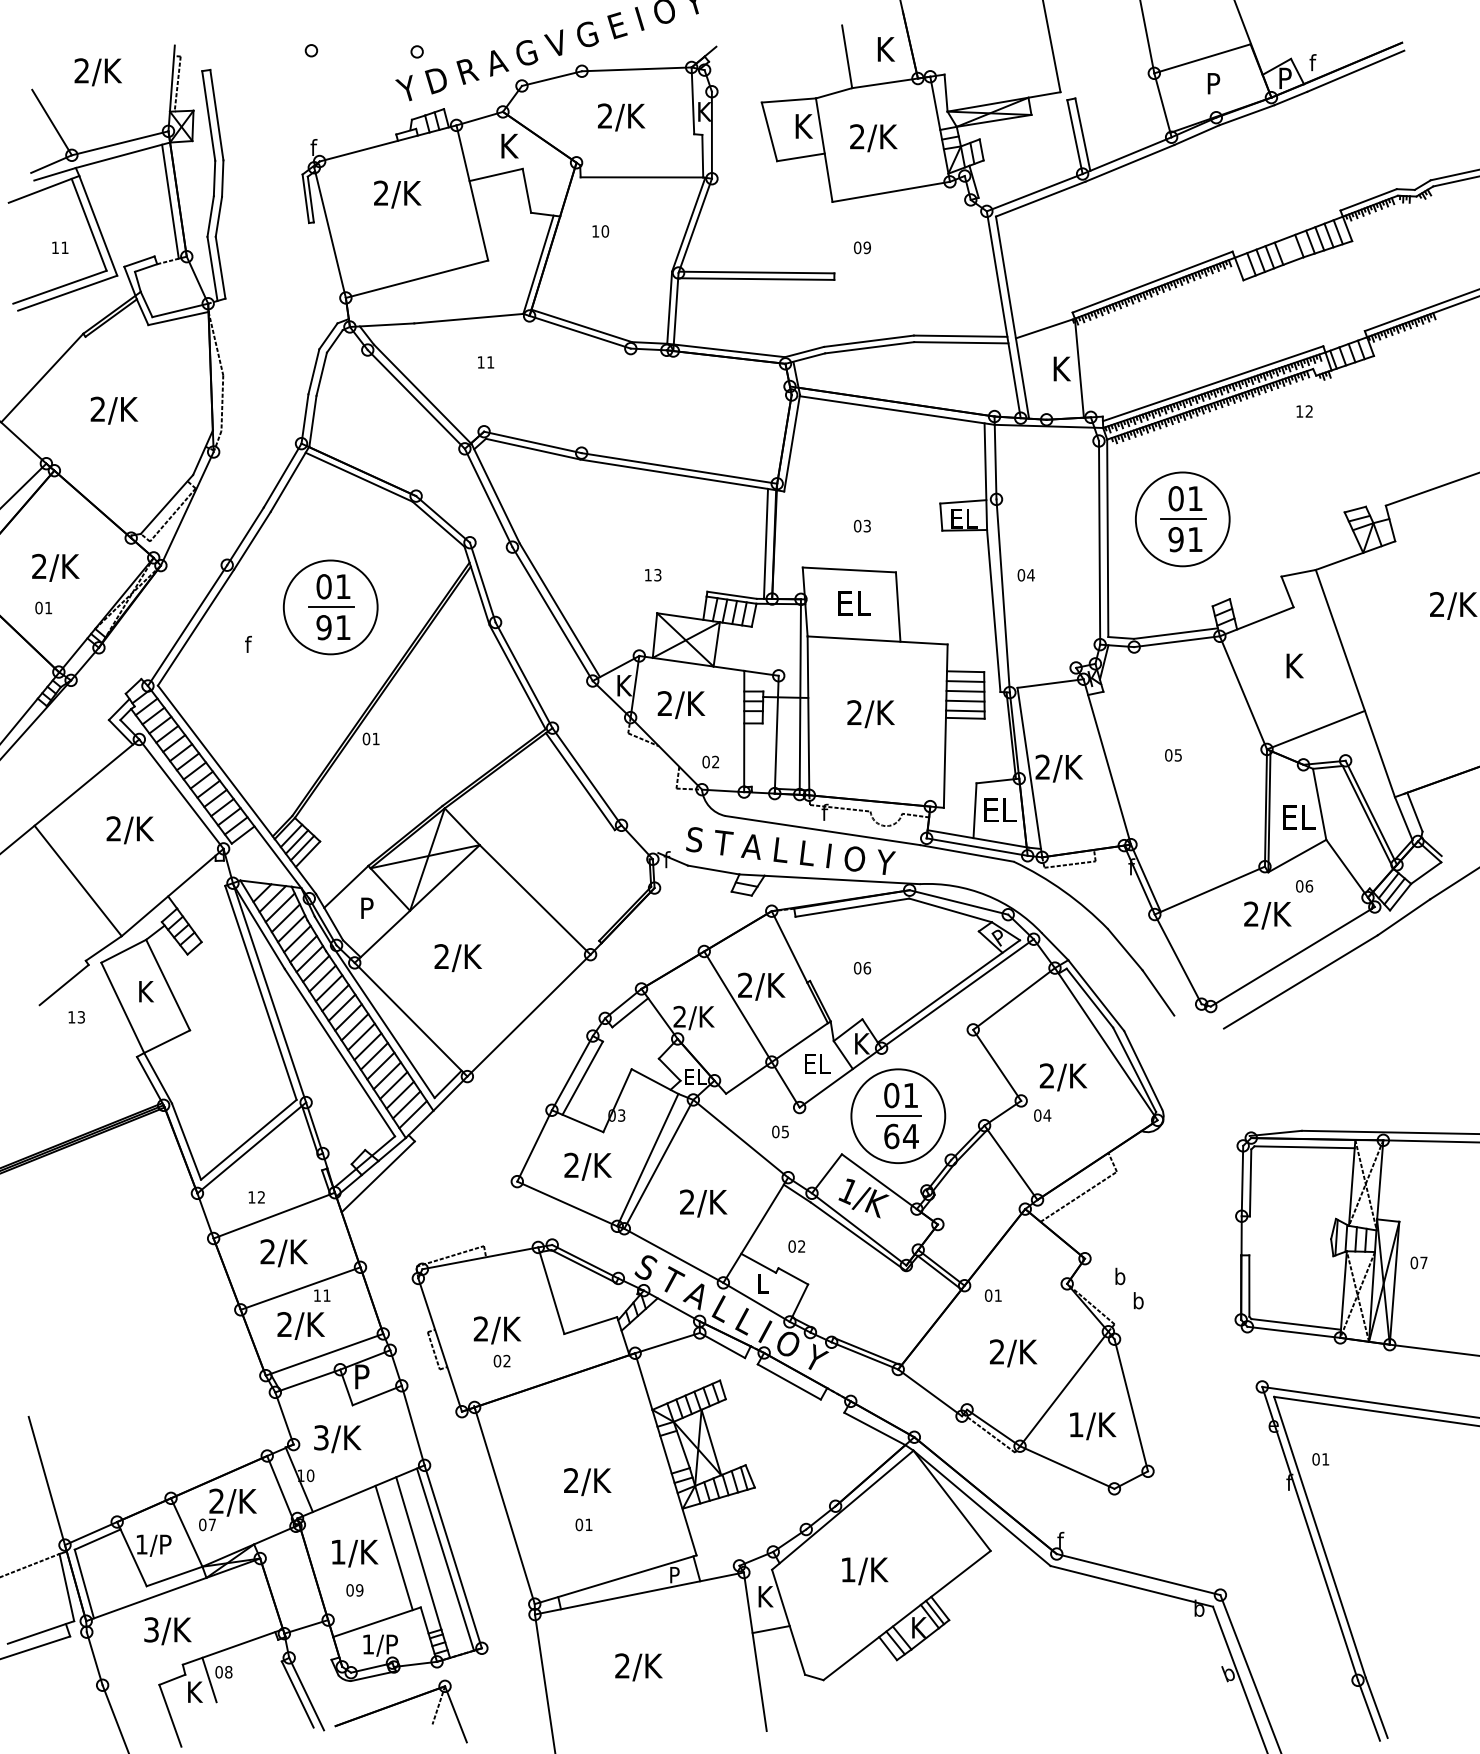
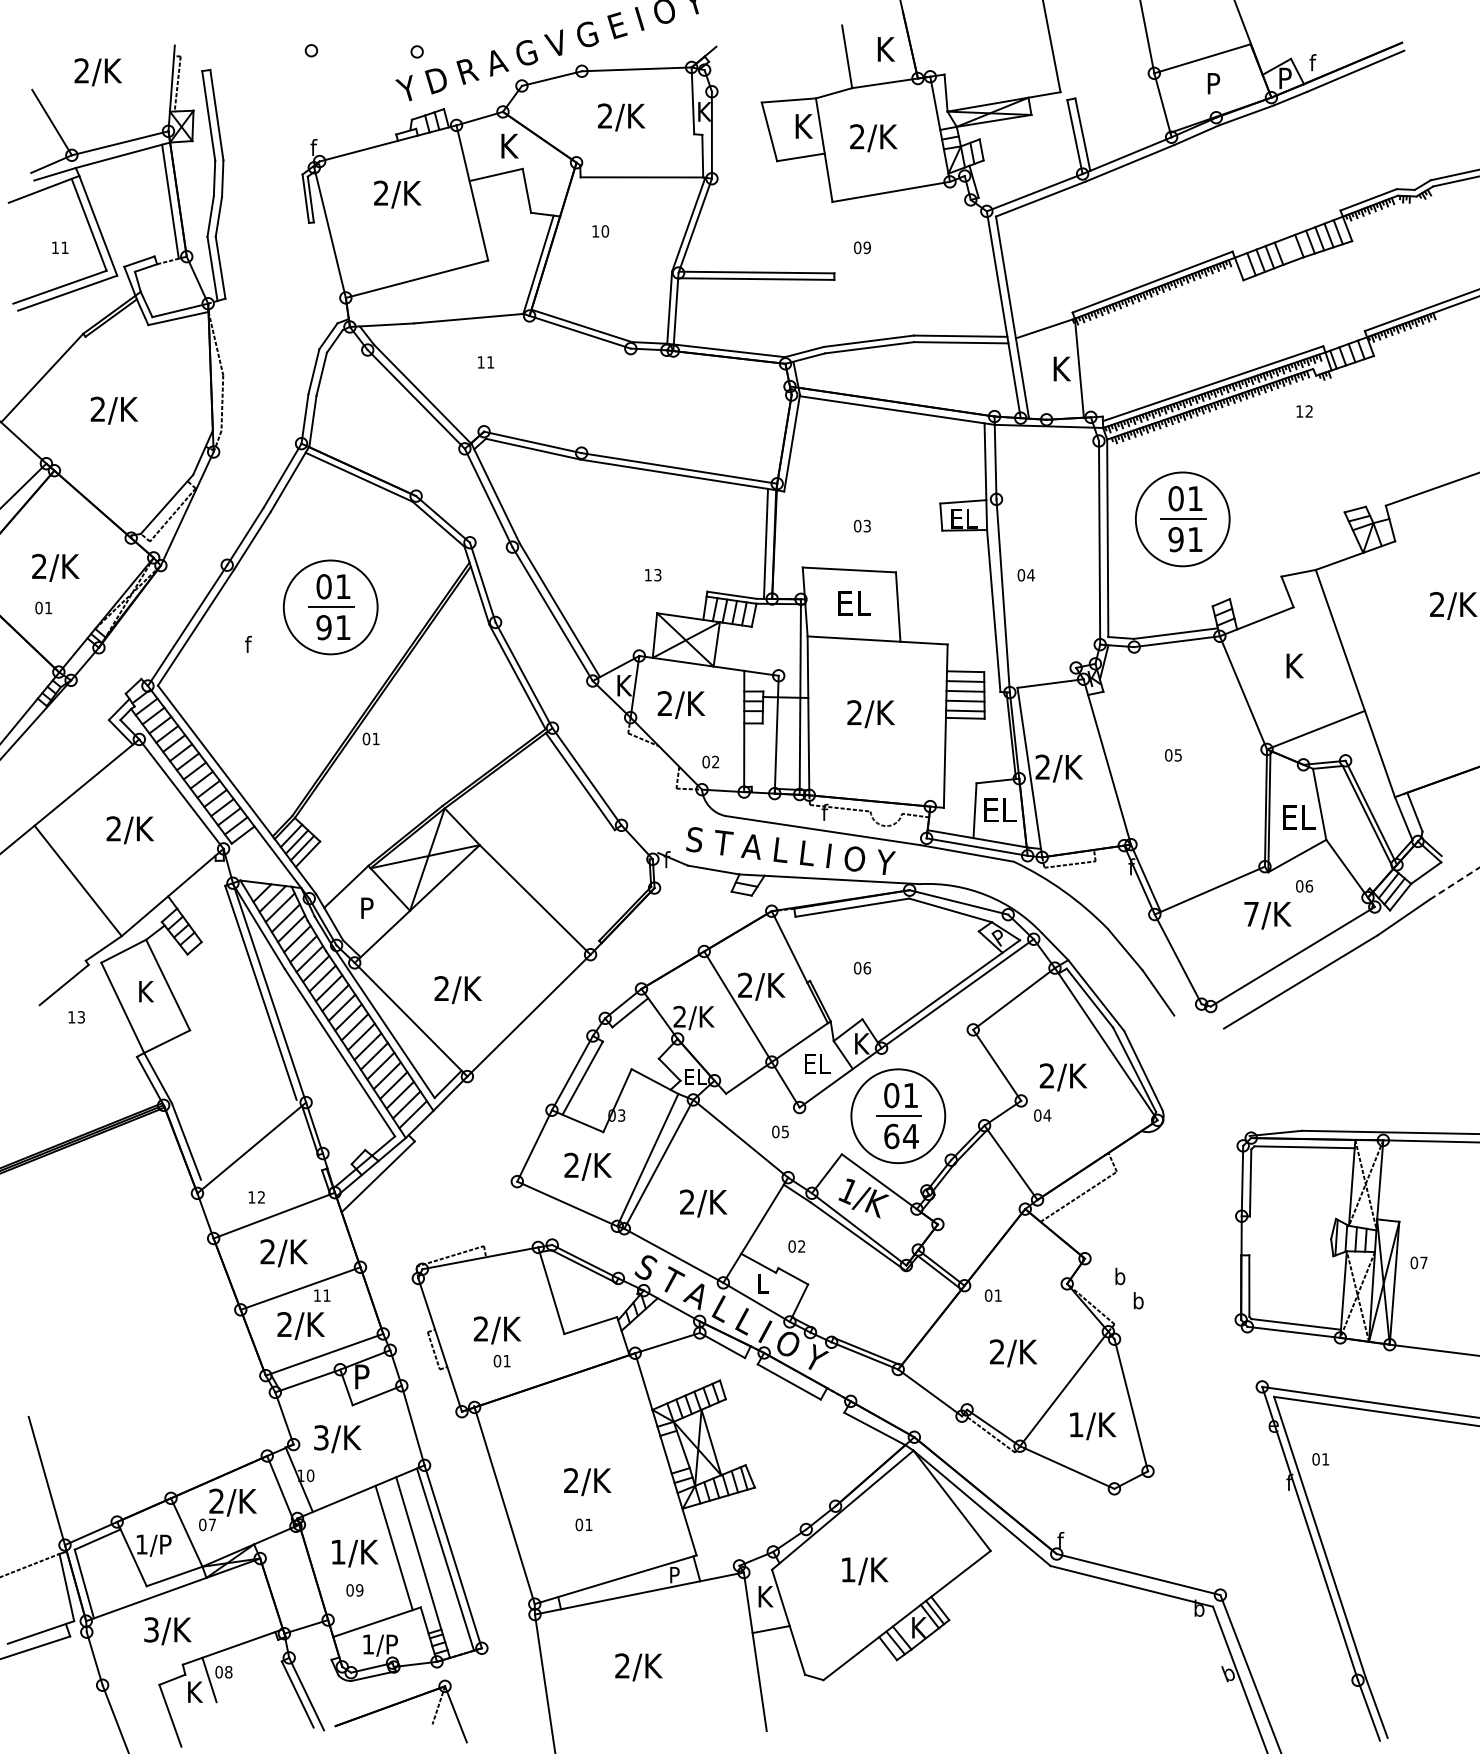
line: solid -> dashed (1454, 883)
text: 2/K -> 7/K (1251, 913)
text position: (457, 958) -> (457, 990) (457, 990)
line: present -> none (248, 1139)
text: 02 -> 01 (506, 1360)
